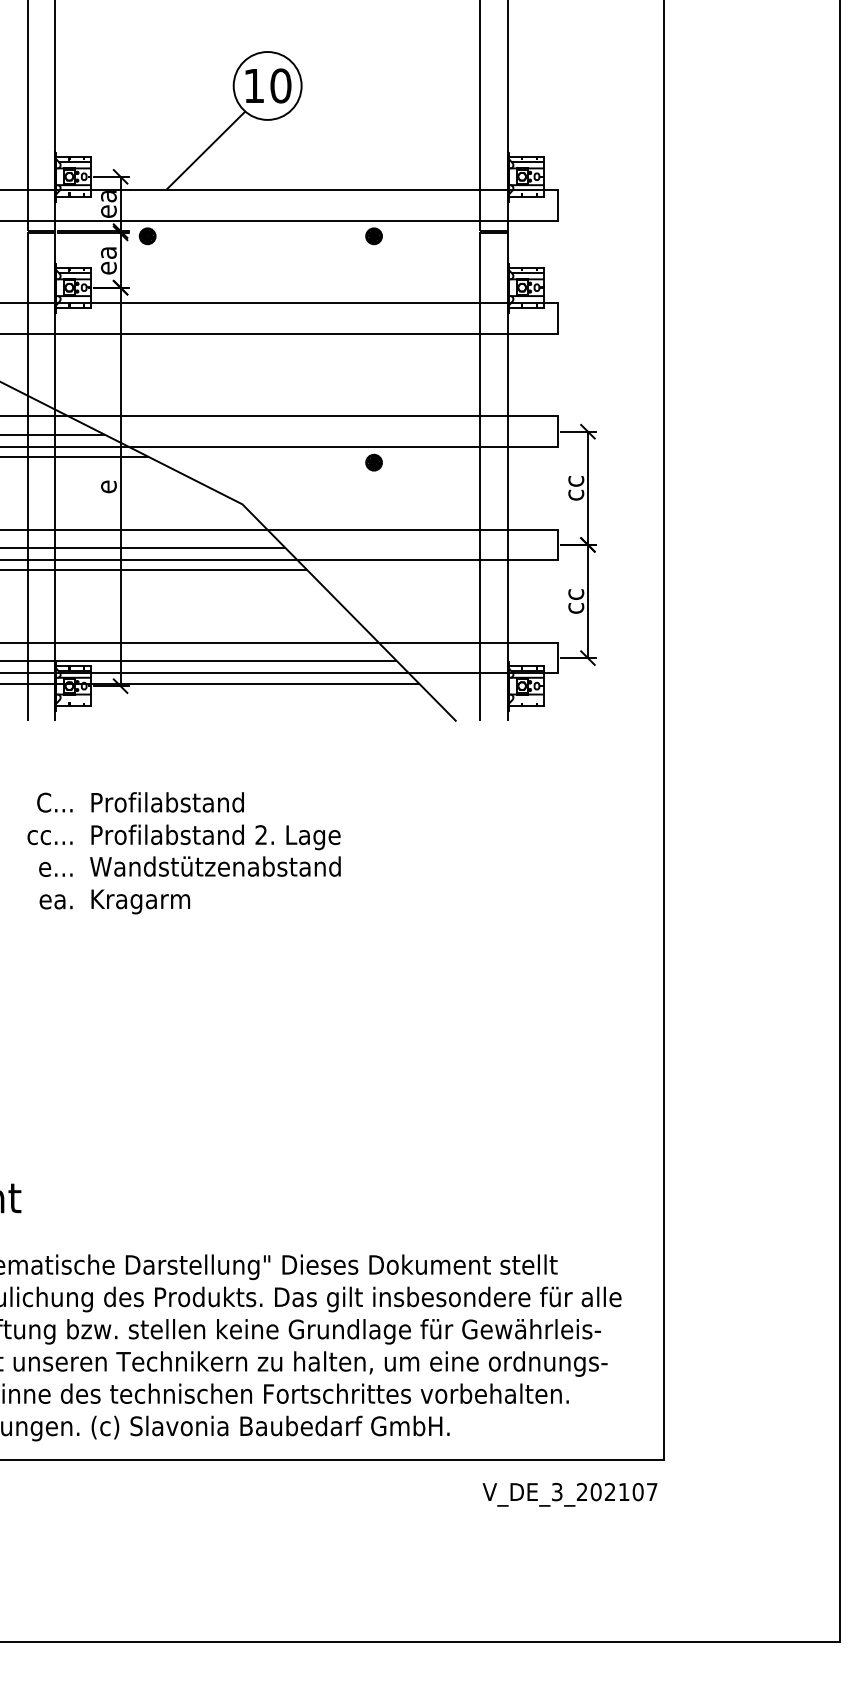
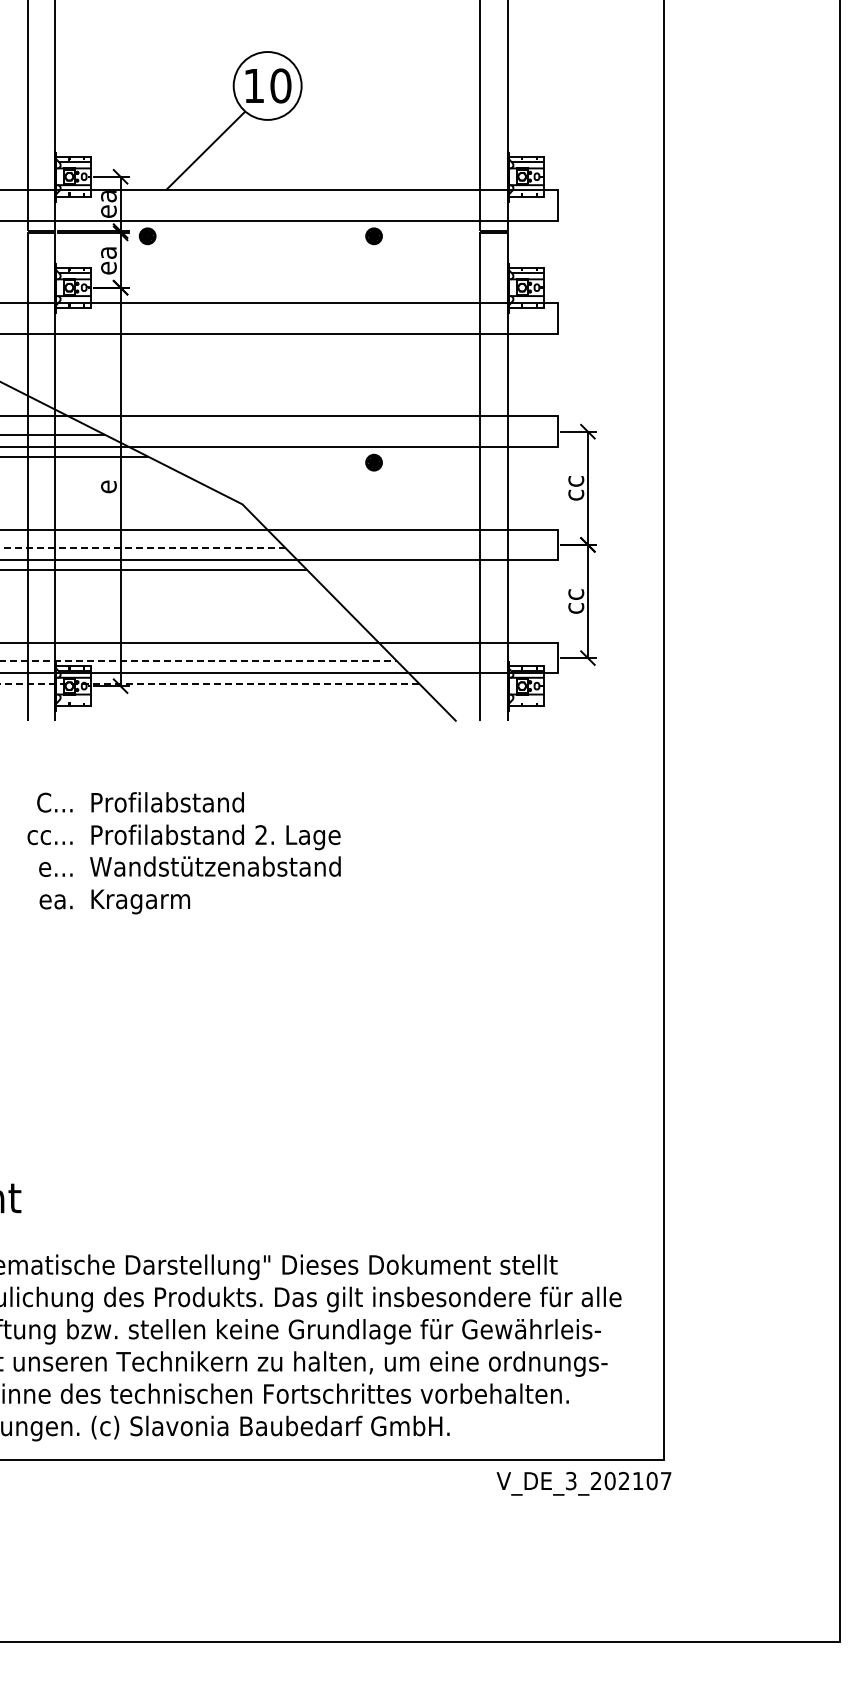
line: solid -> dashed (198, 661)
line: solid -> dashed (66, 683)
text position: (569, 1494) -> (583, 1483) (583, 1483)
